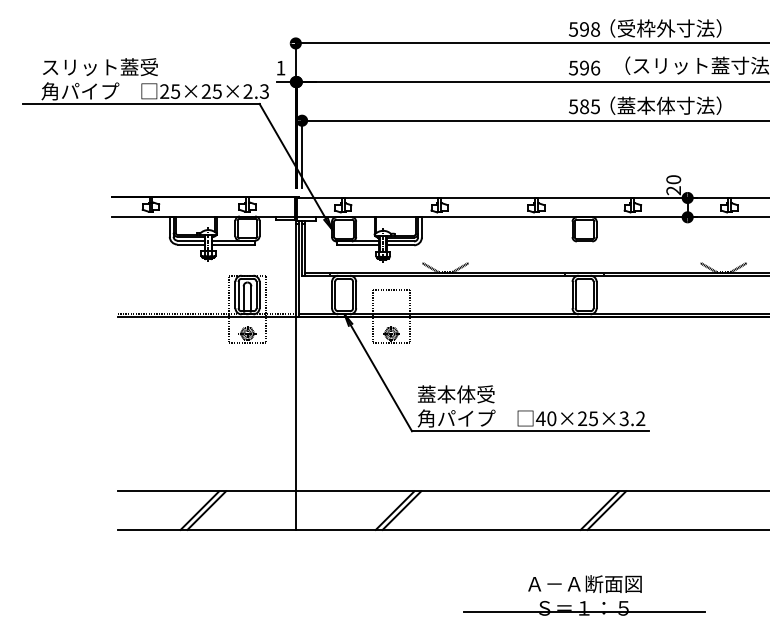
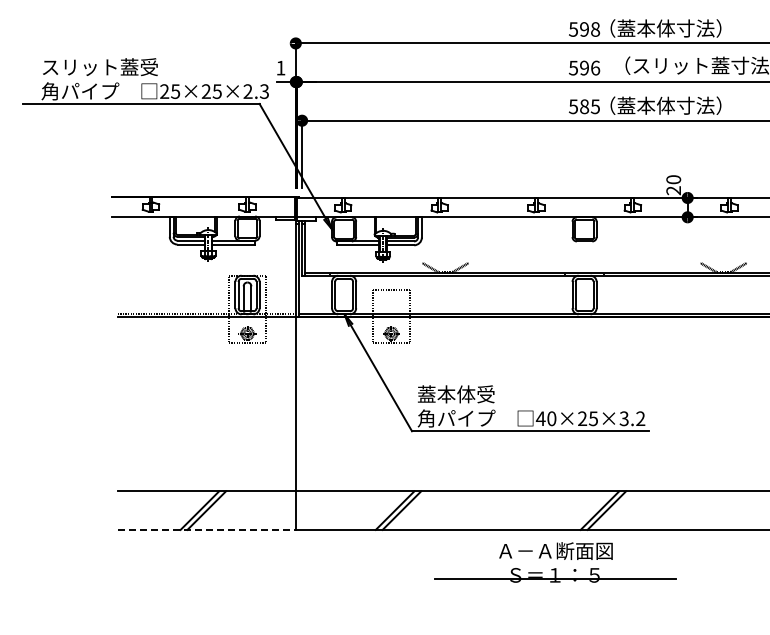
text: （受枠外寸法） -> （蓋本体寸法） (646, 28)
line: solid -> dashed (206, 529)
part position: (584, 595) -> (555, 562) (555, 562)
